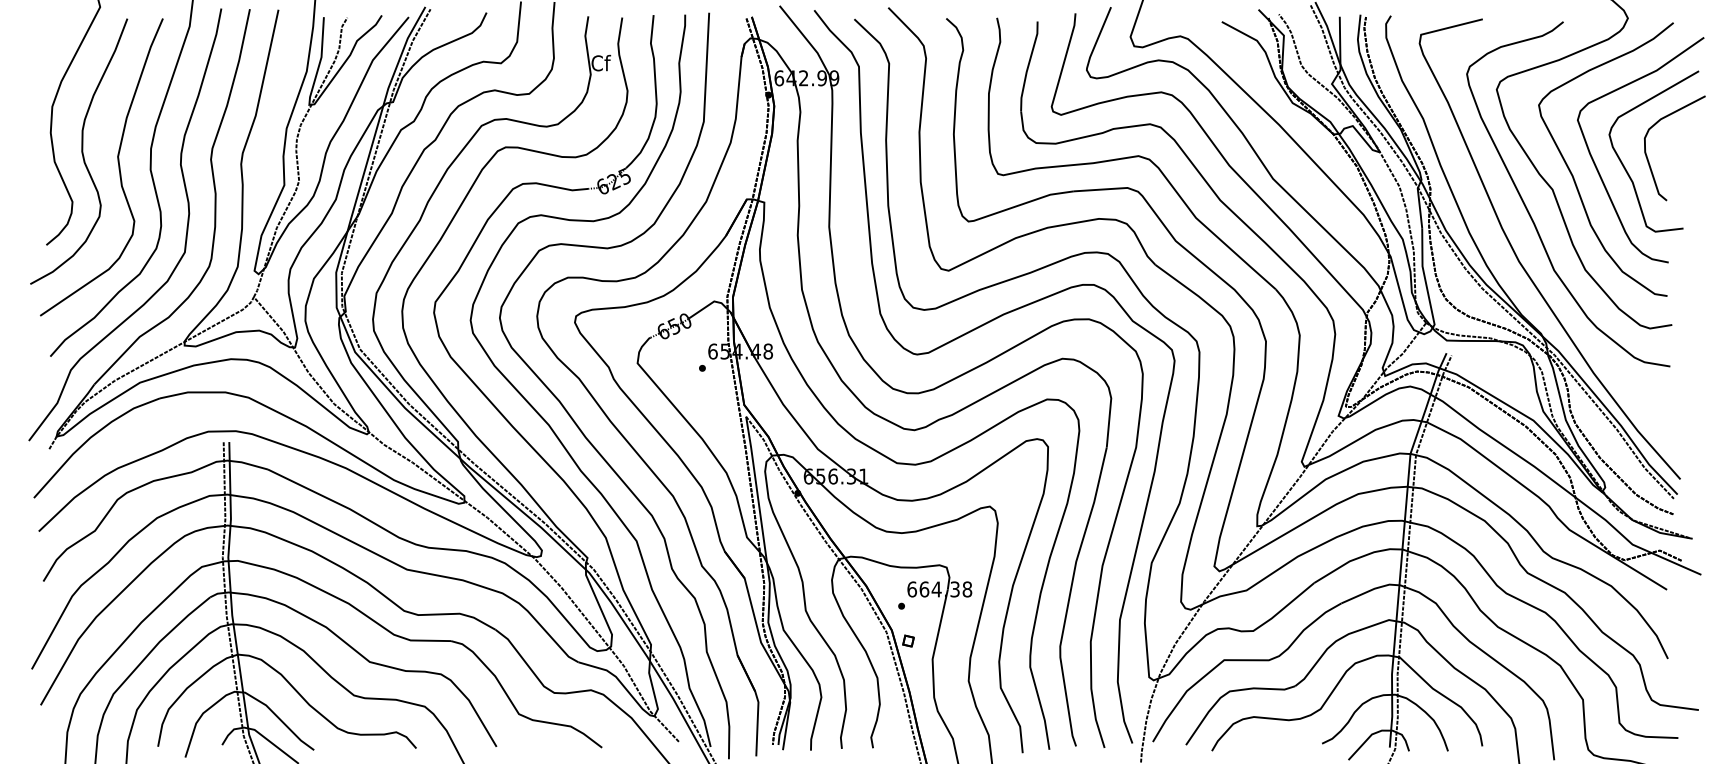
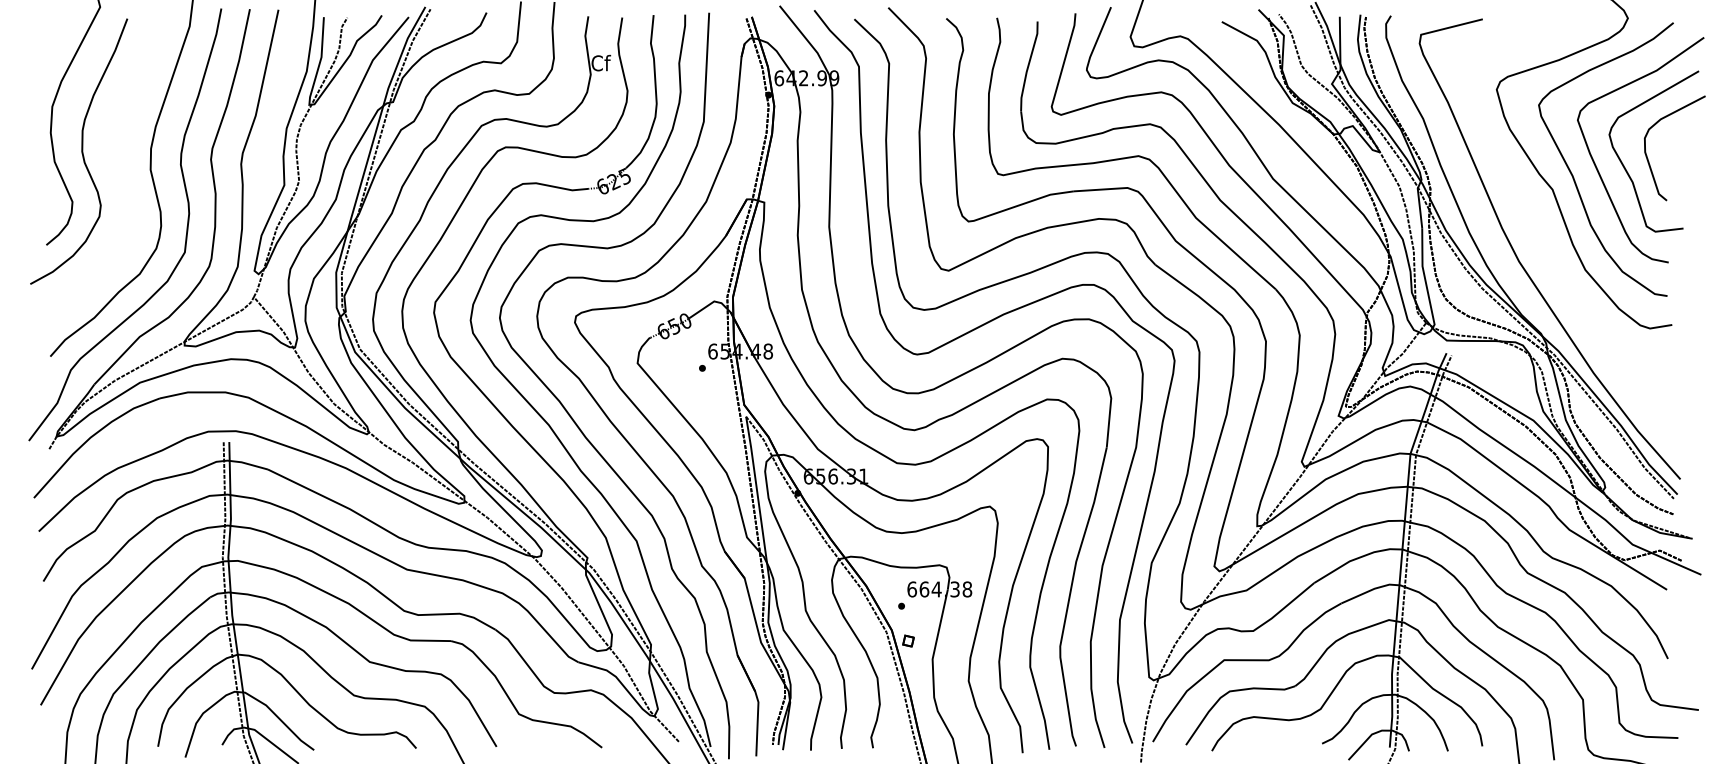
curve: present -> none (117, 162)
curve: present -> none (1530, 213)
